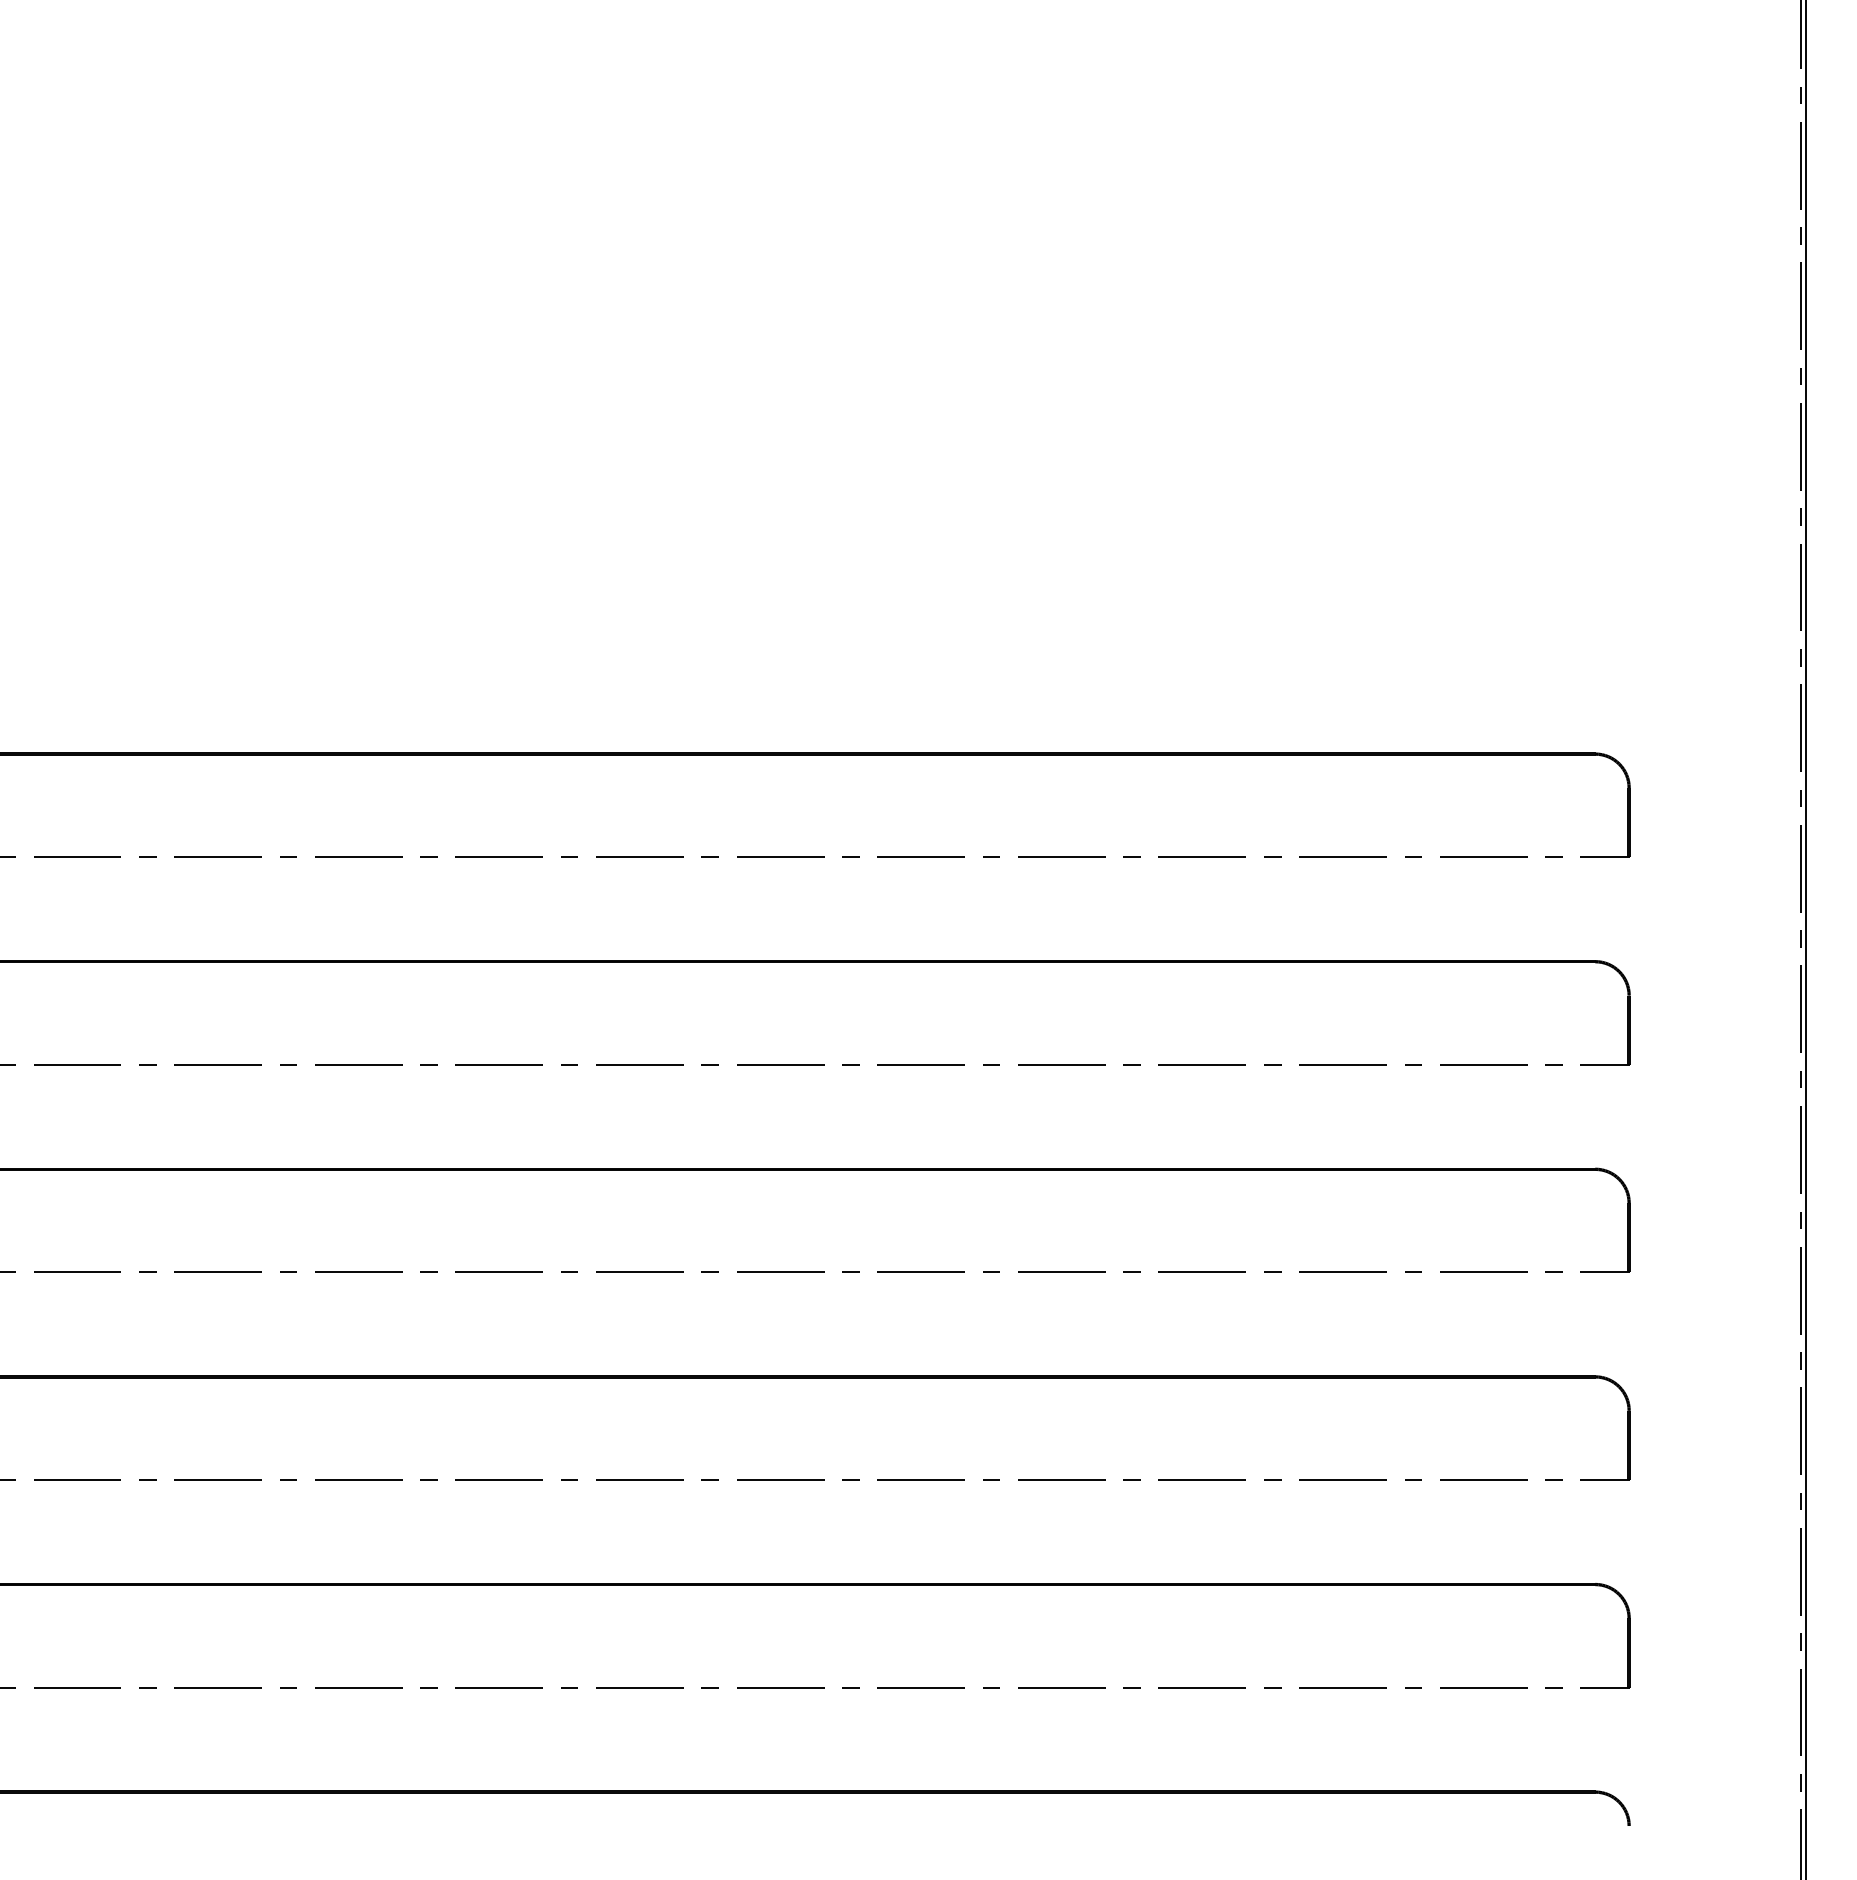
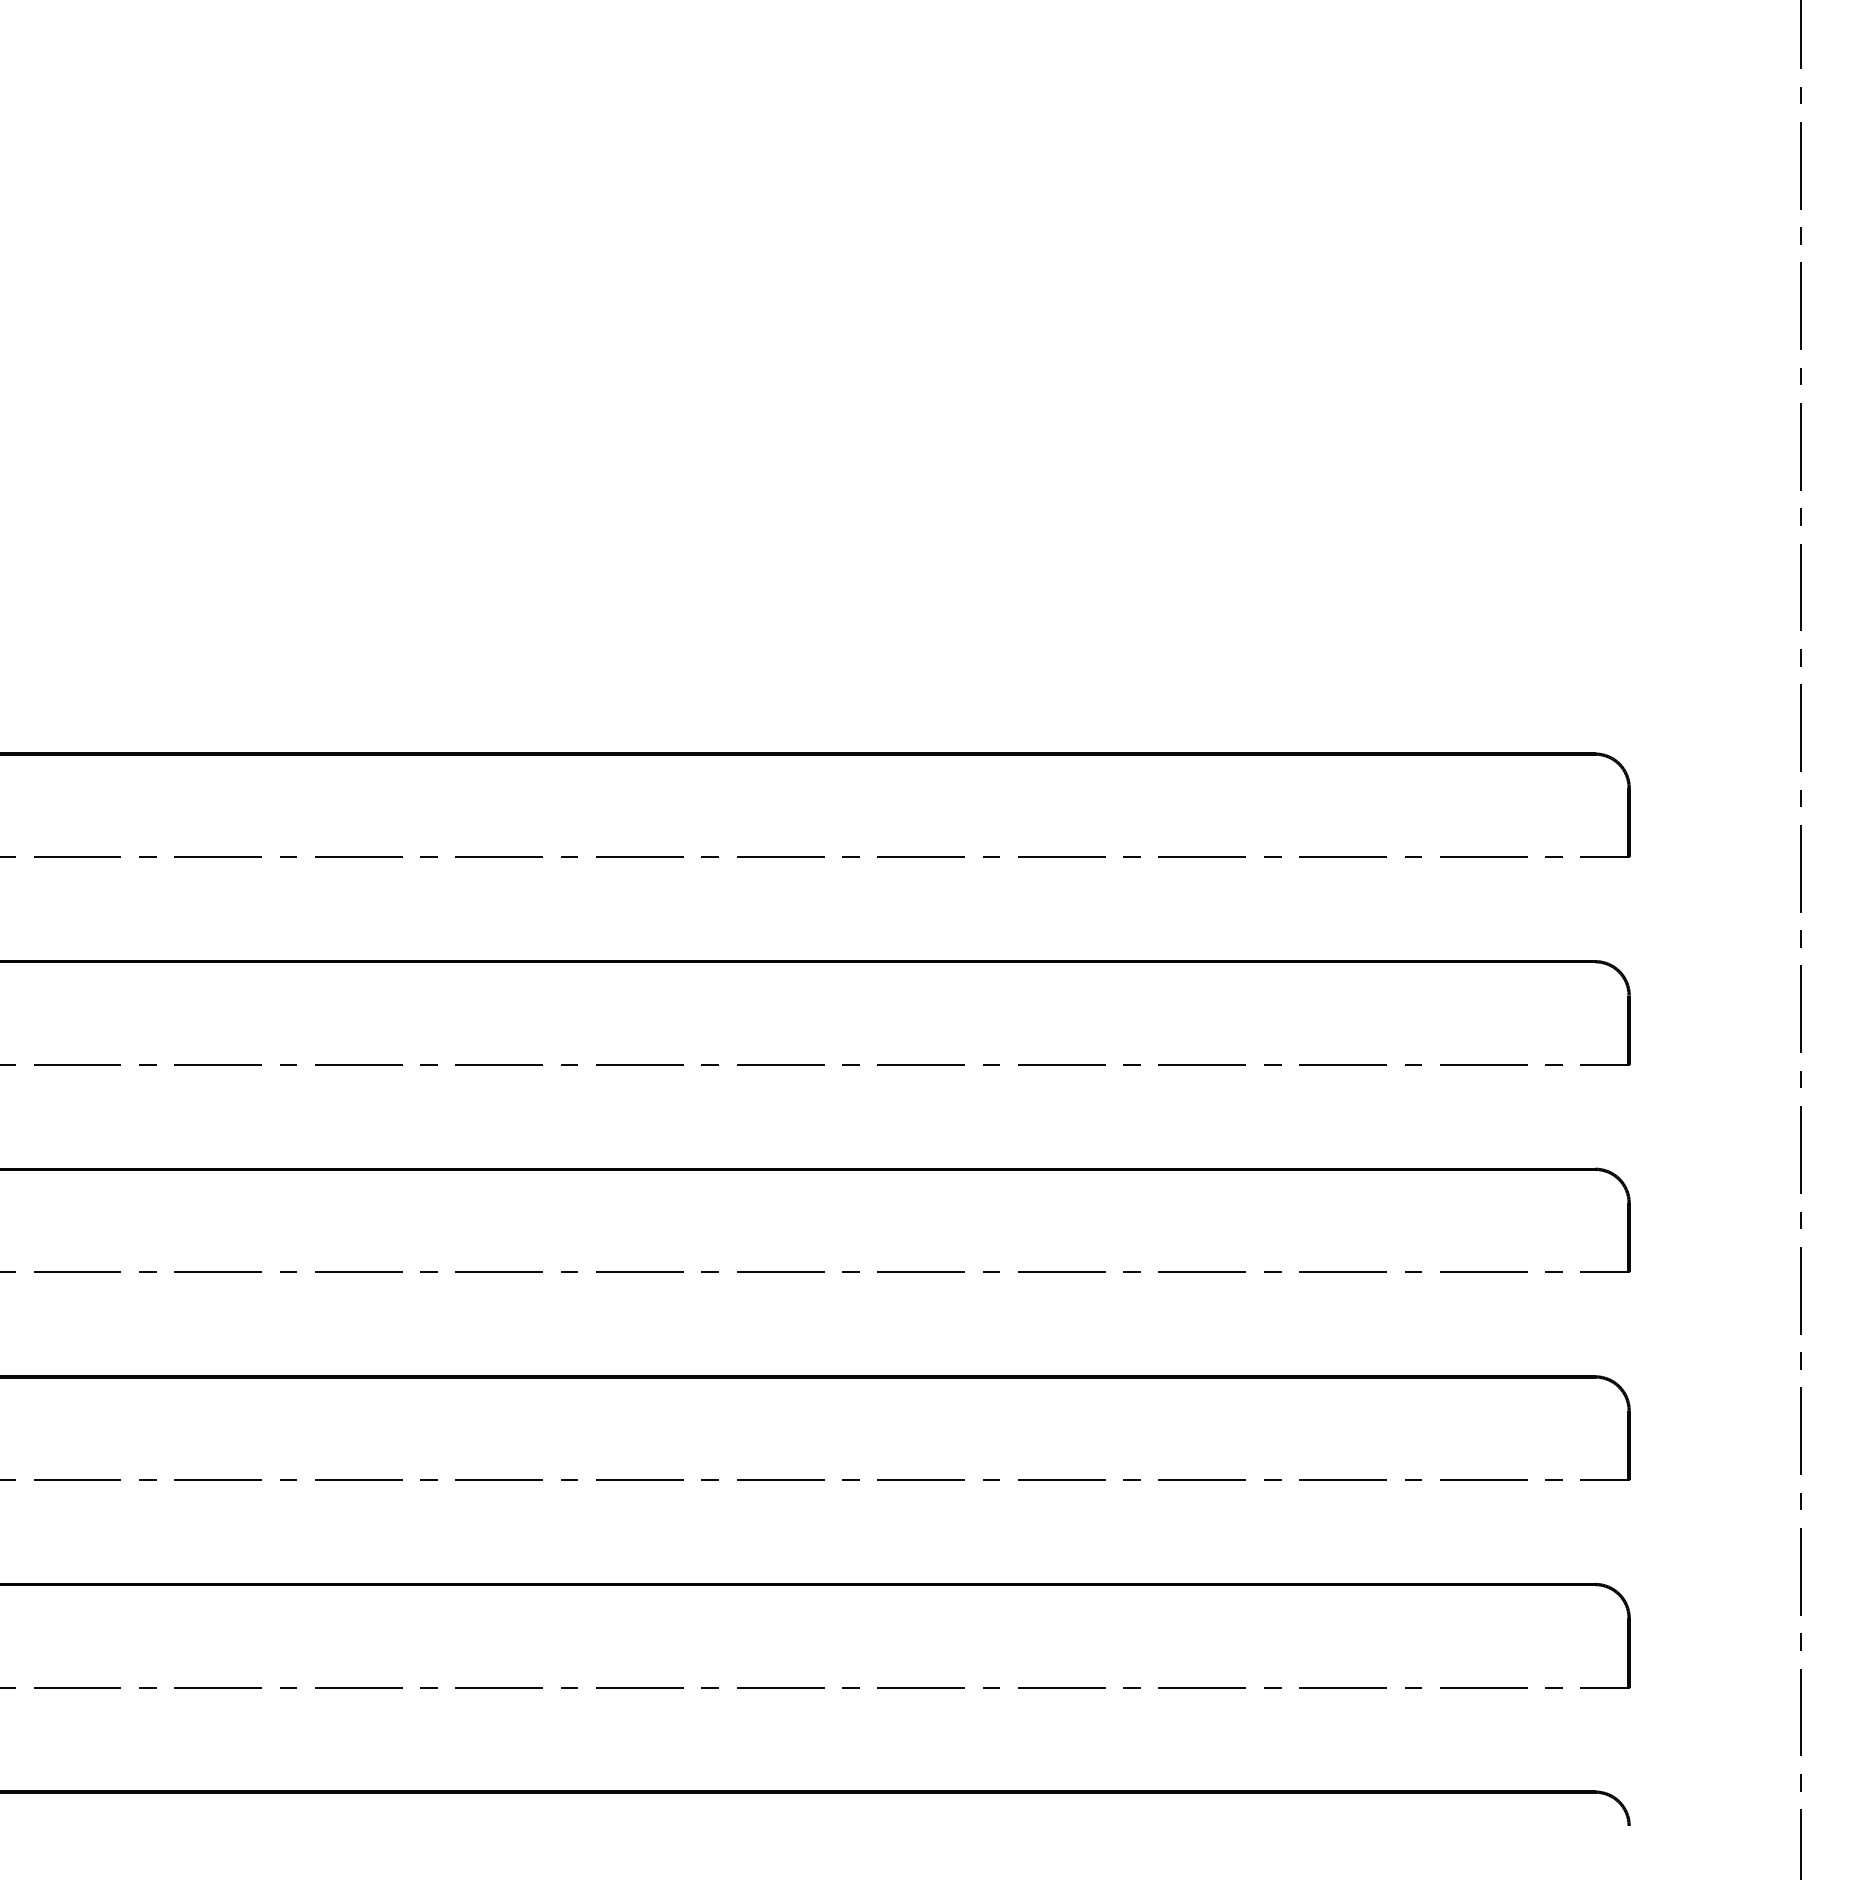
line: present -> none (1806, 939)
